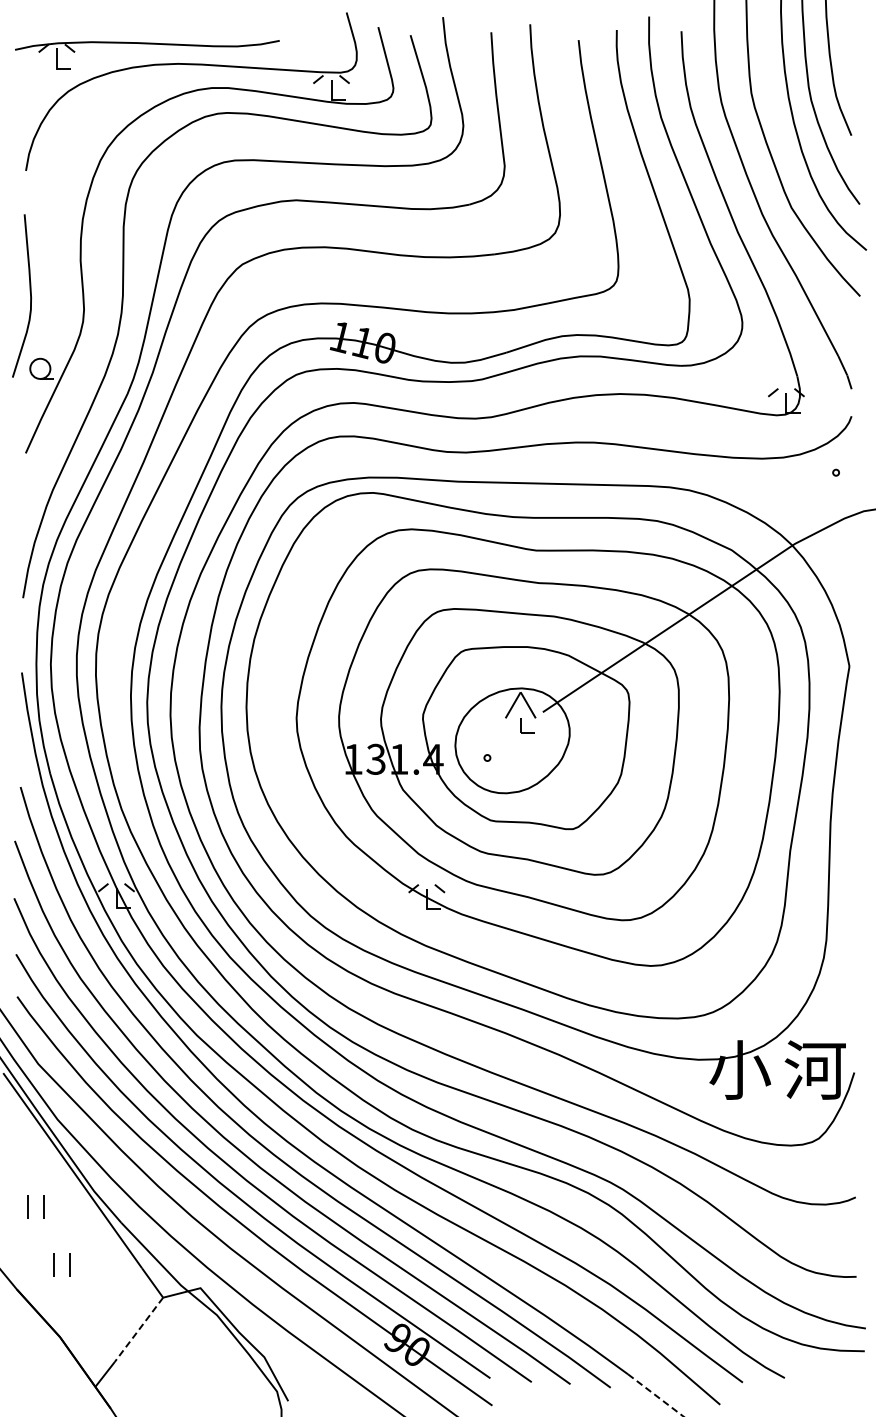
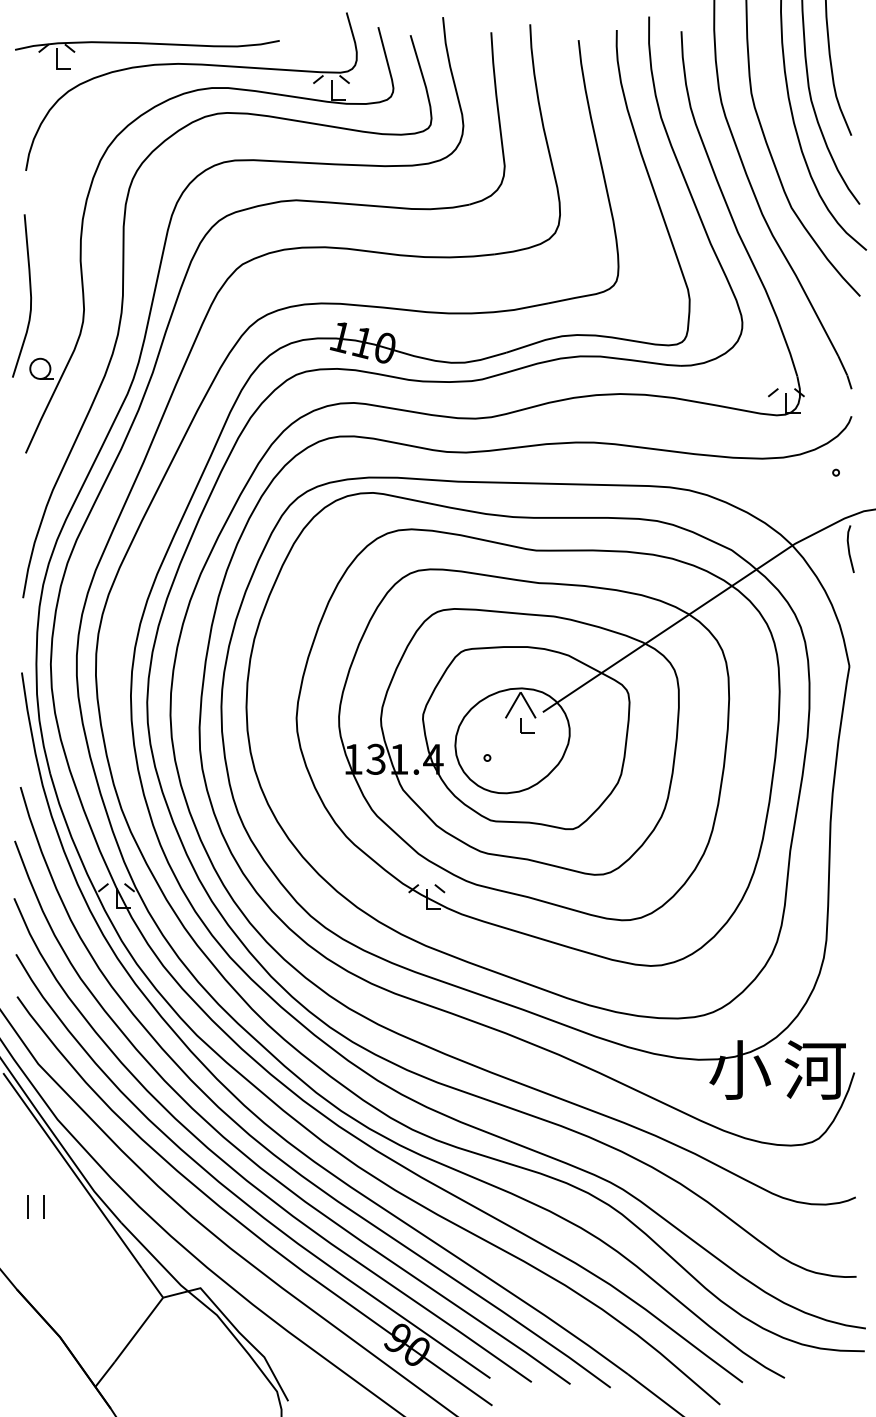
line: none -> present (849, 548)
part: present -> none (54, 1264)
line: dashed -> solid (138, 1330)
line: dashed -> solid (655, 1395)
